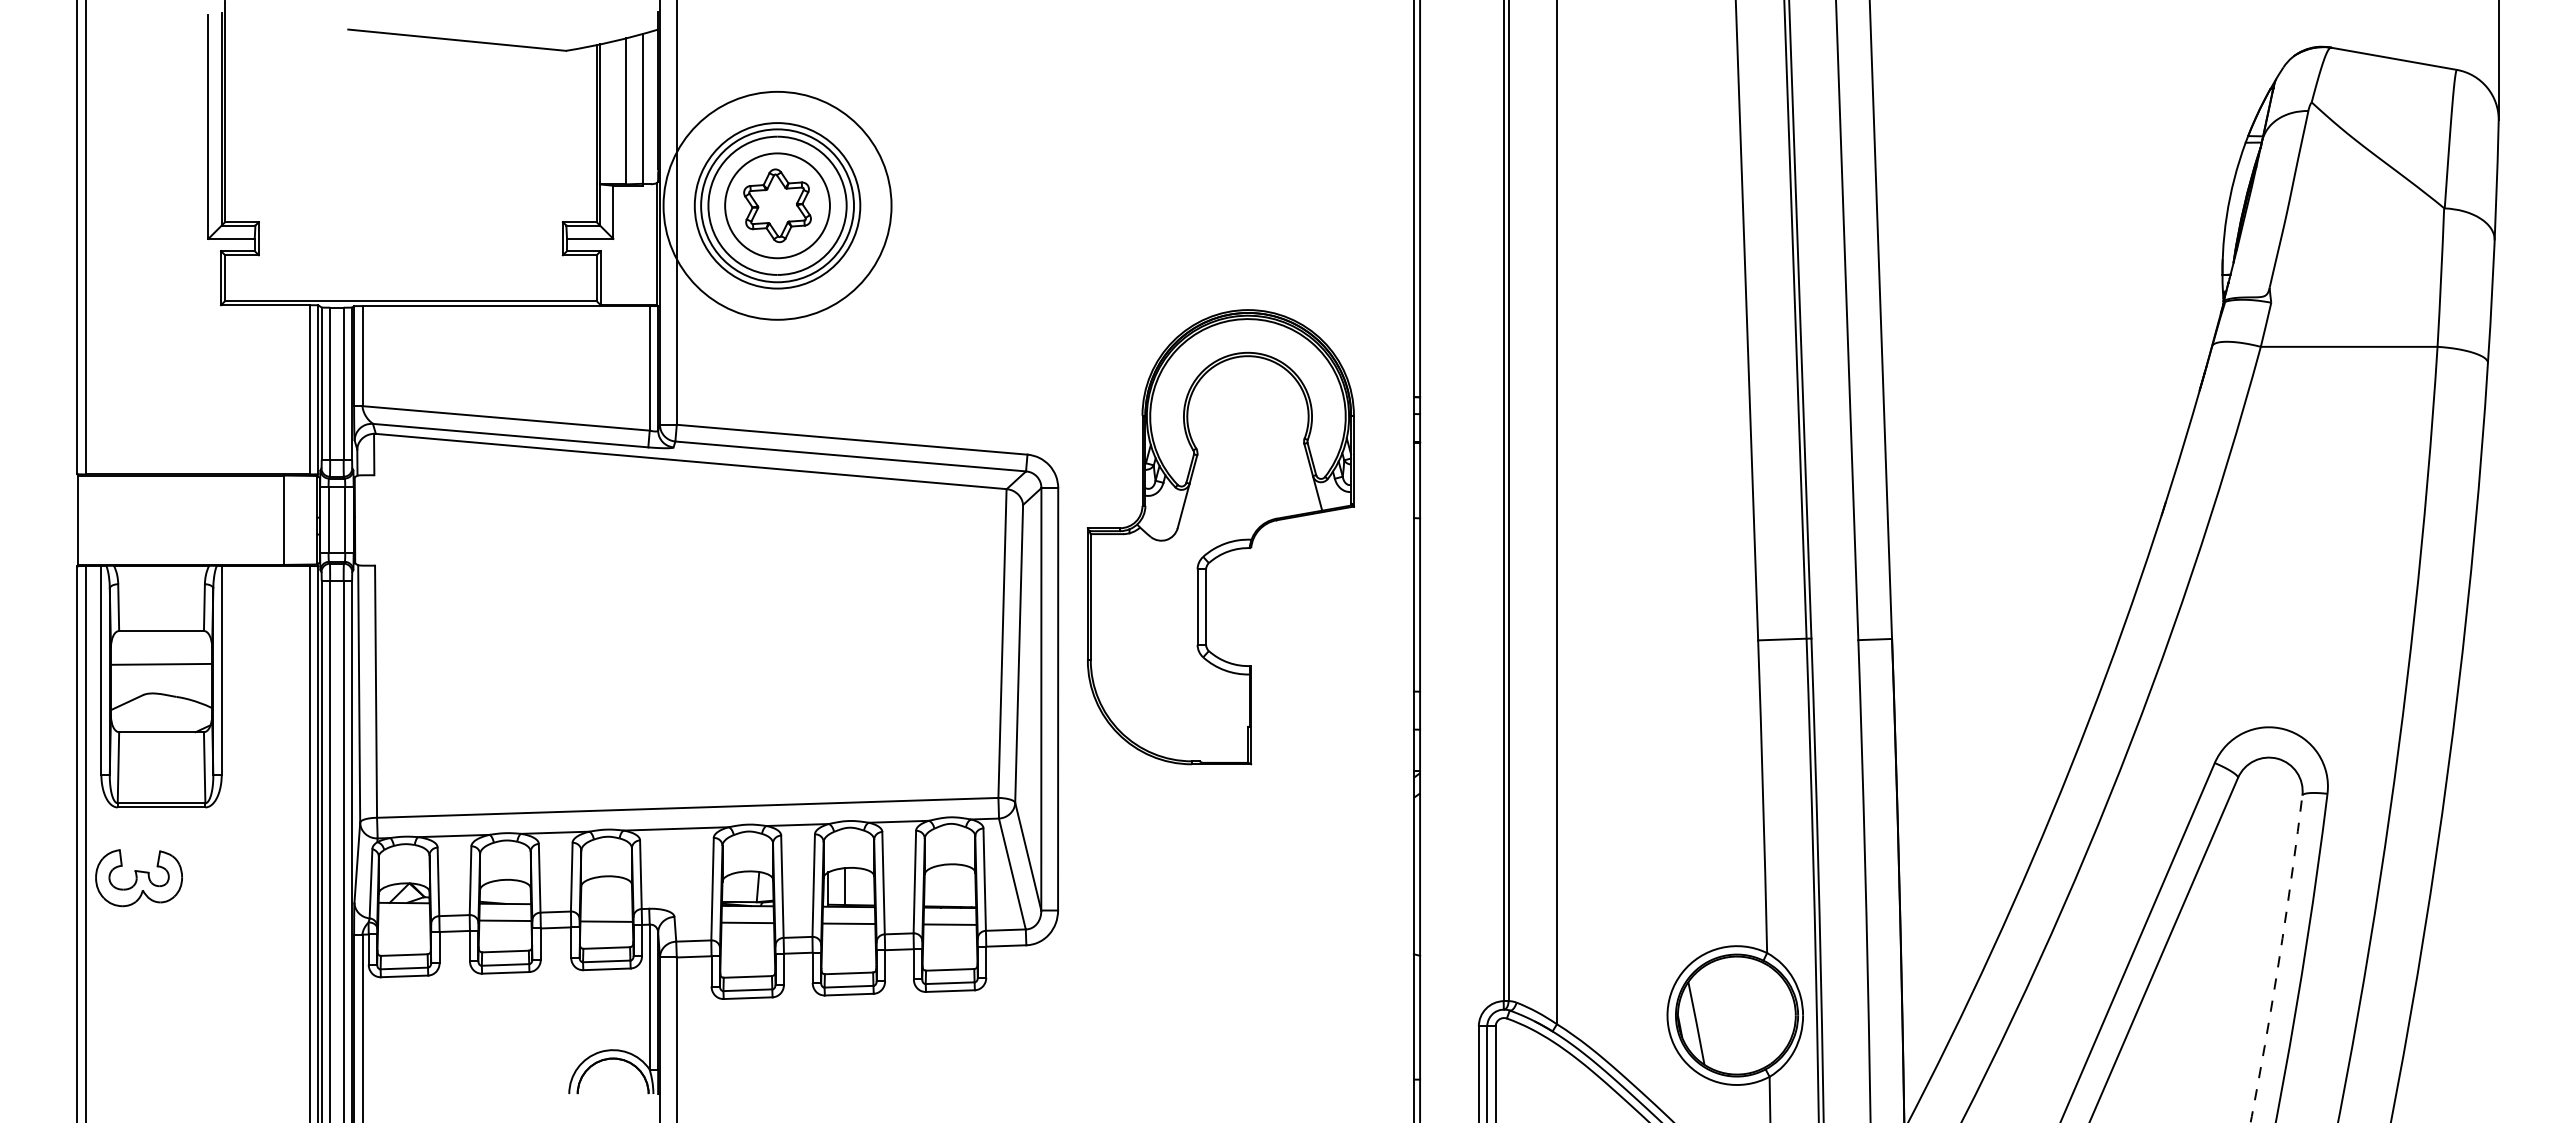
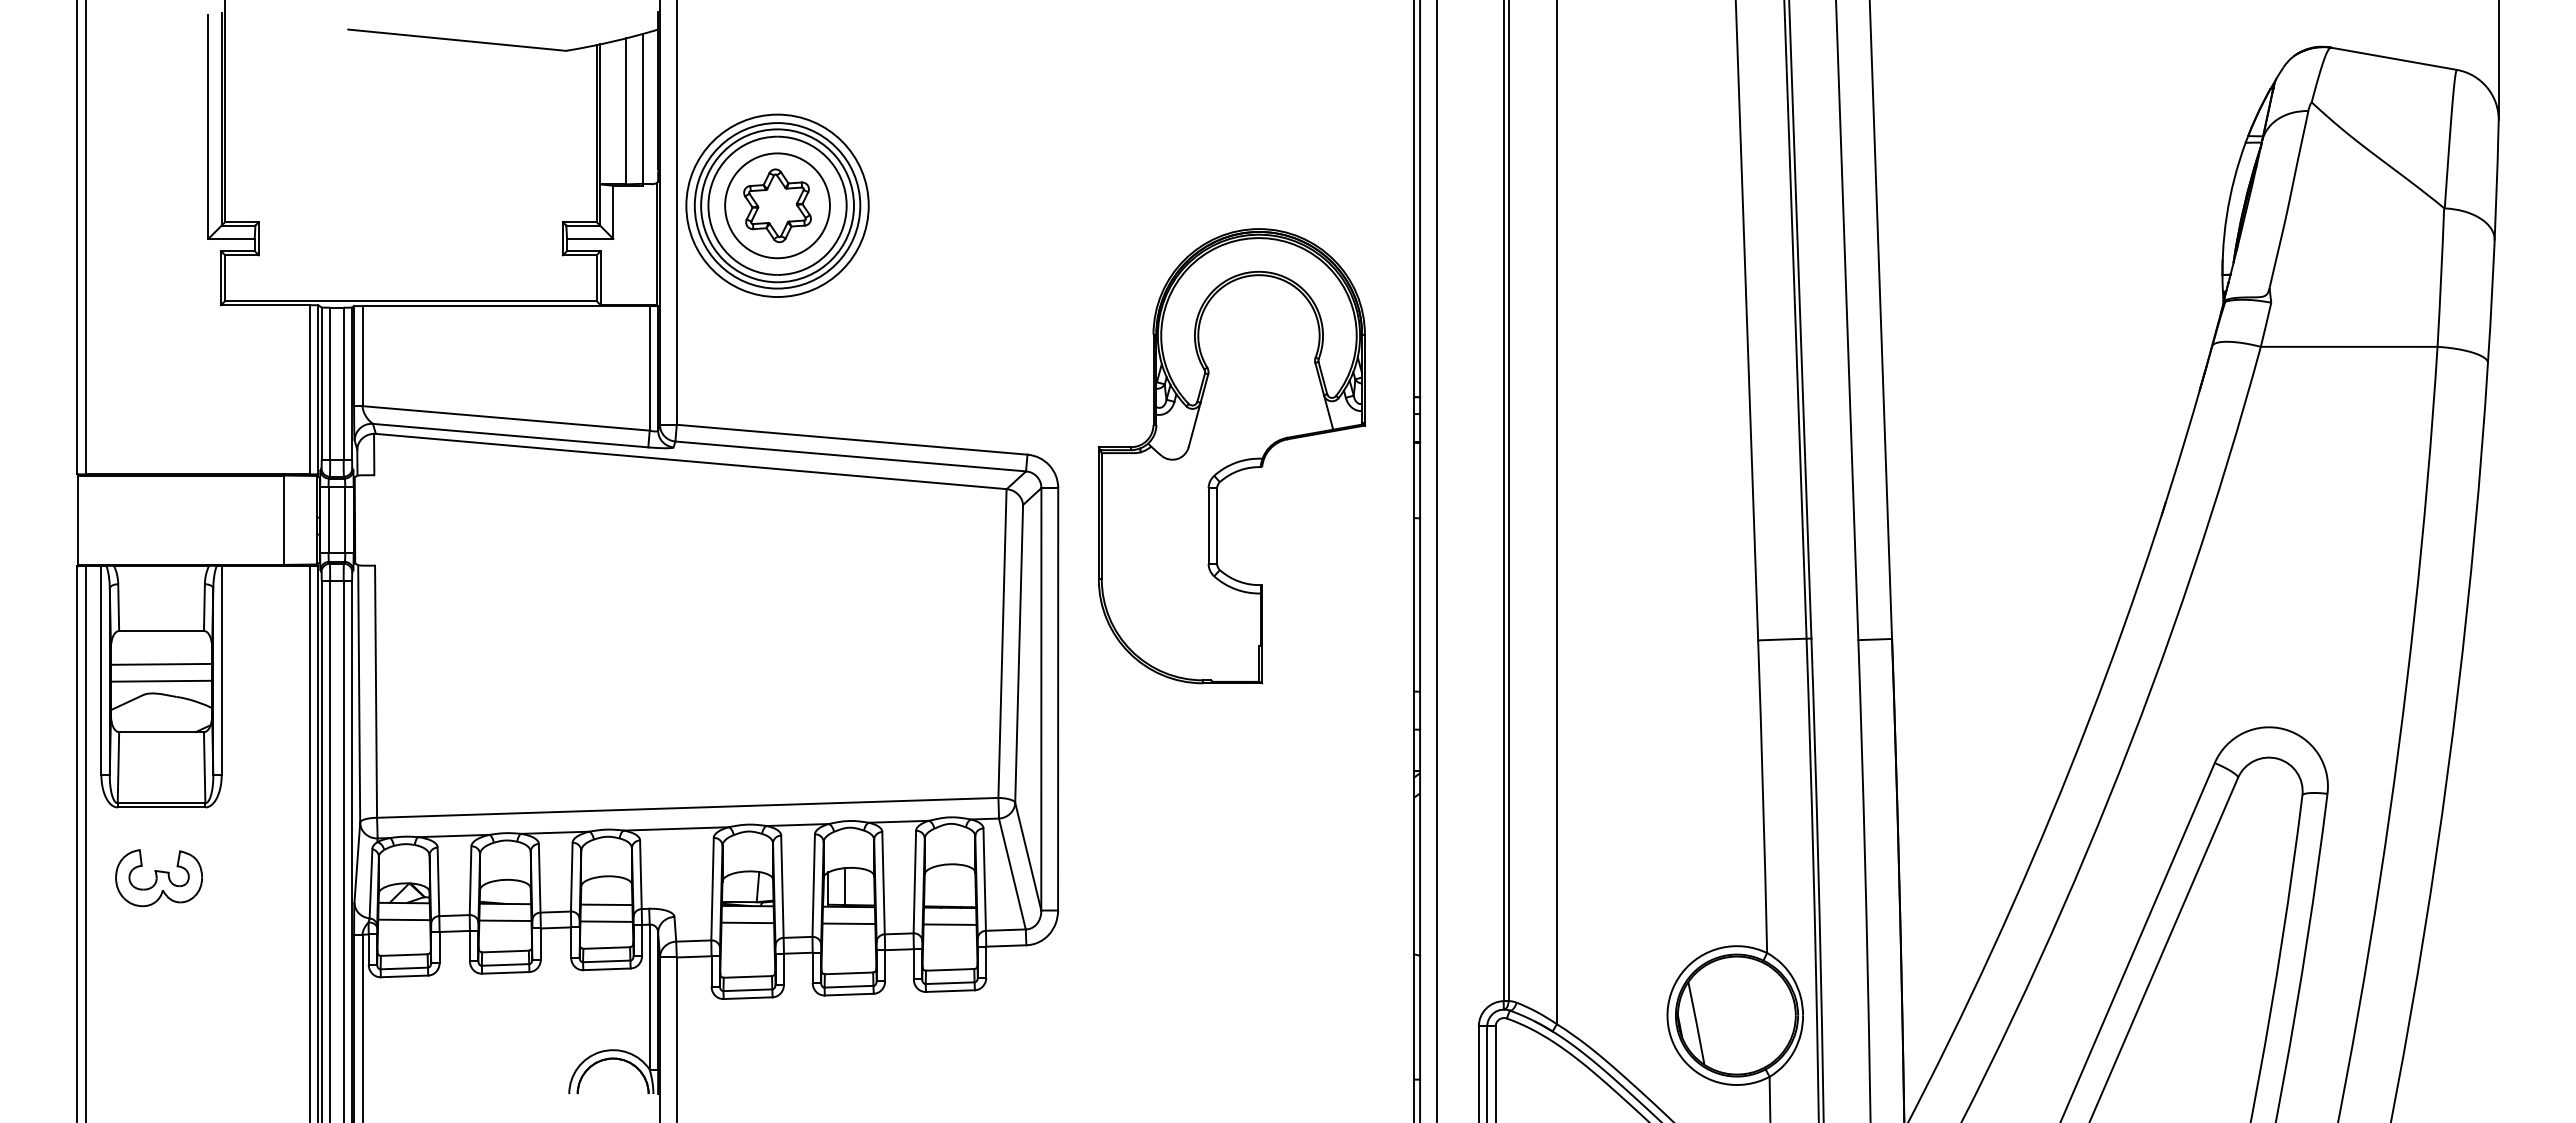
circle diameter: 228 px -> 182 px (777, 205)
part position: (1220, 537) -> (1231, 456) (1231, 456)
line: none -> present (1436, 560)
line: none -> present (161, 680)
part position: (138, 878) -> (158, 878) (158, 878)
line: none -> present (606, 904)
line: none -> present (404, 919)
arc: dashed -> solid (2279, 959)
